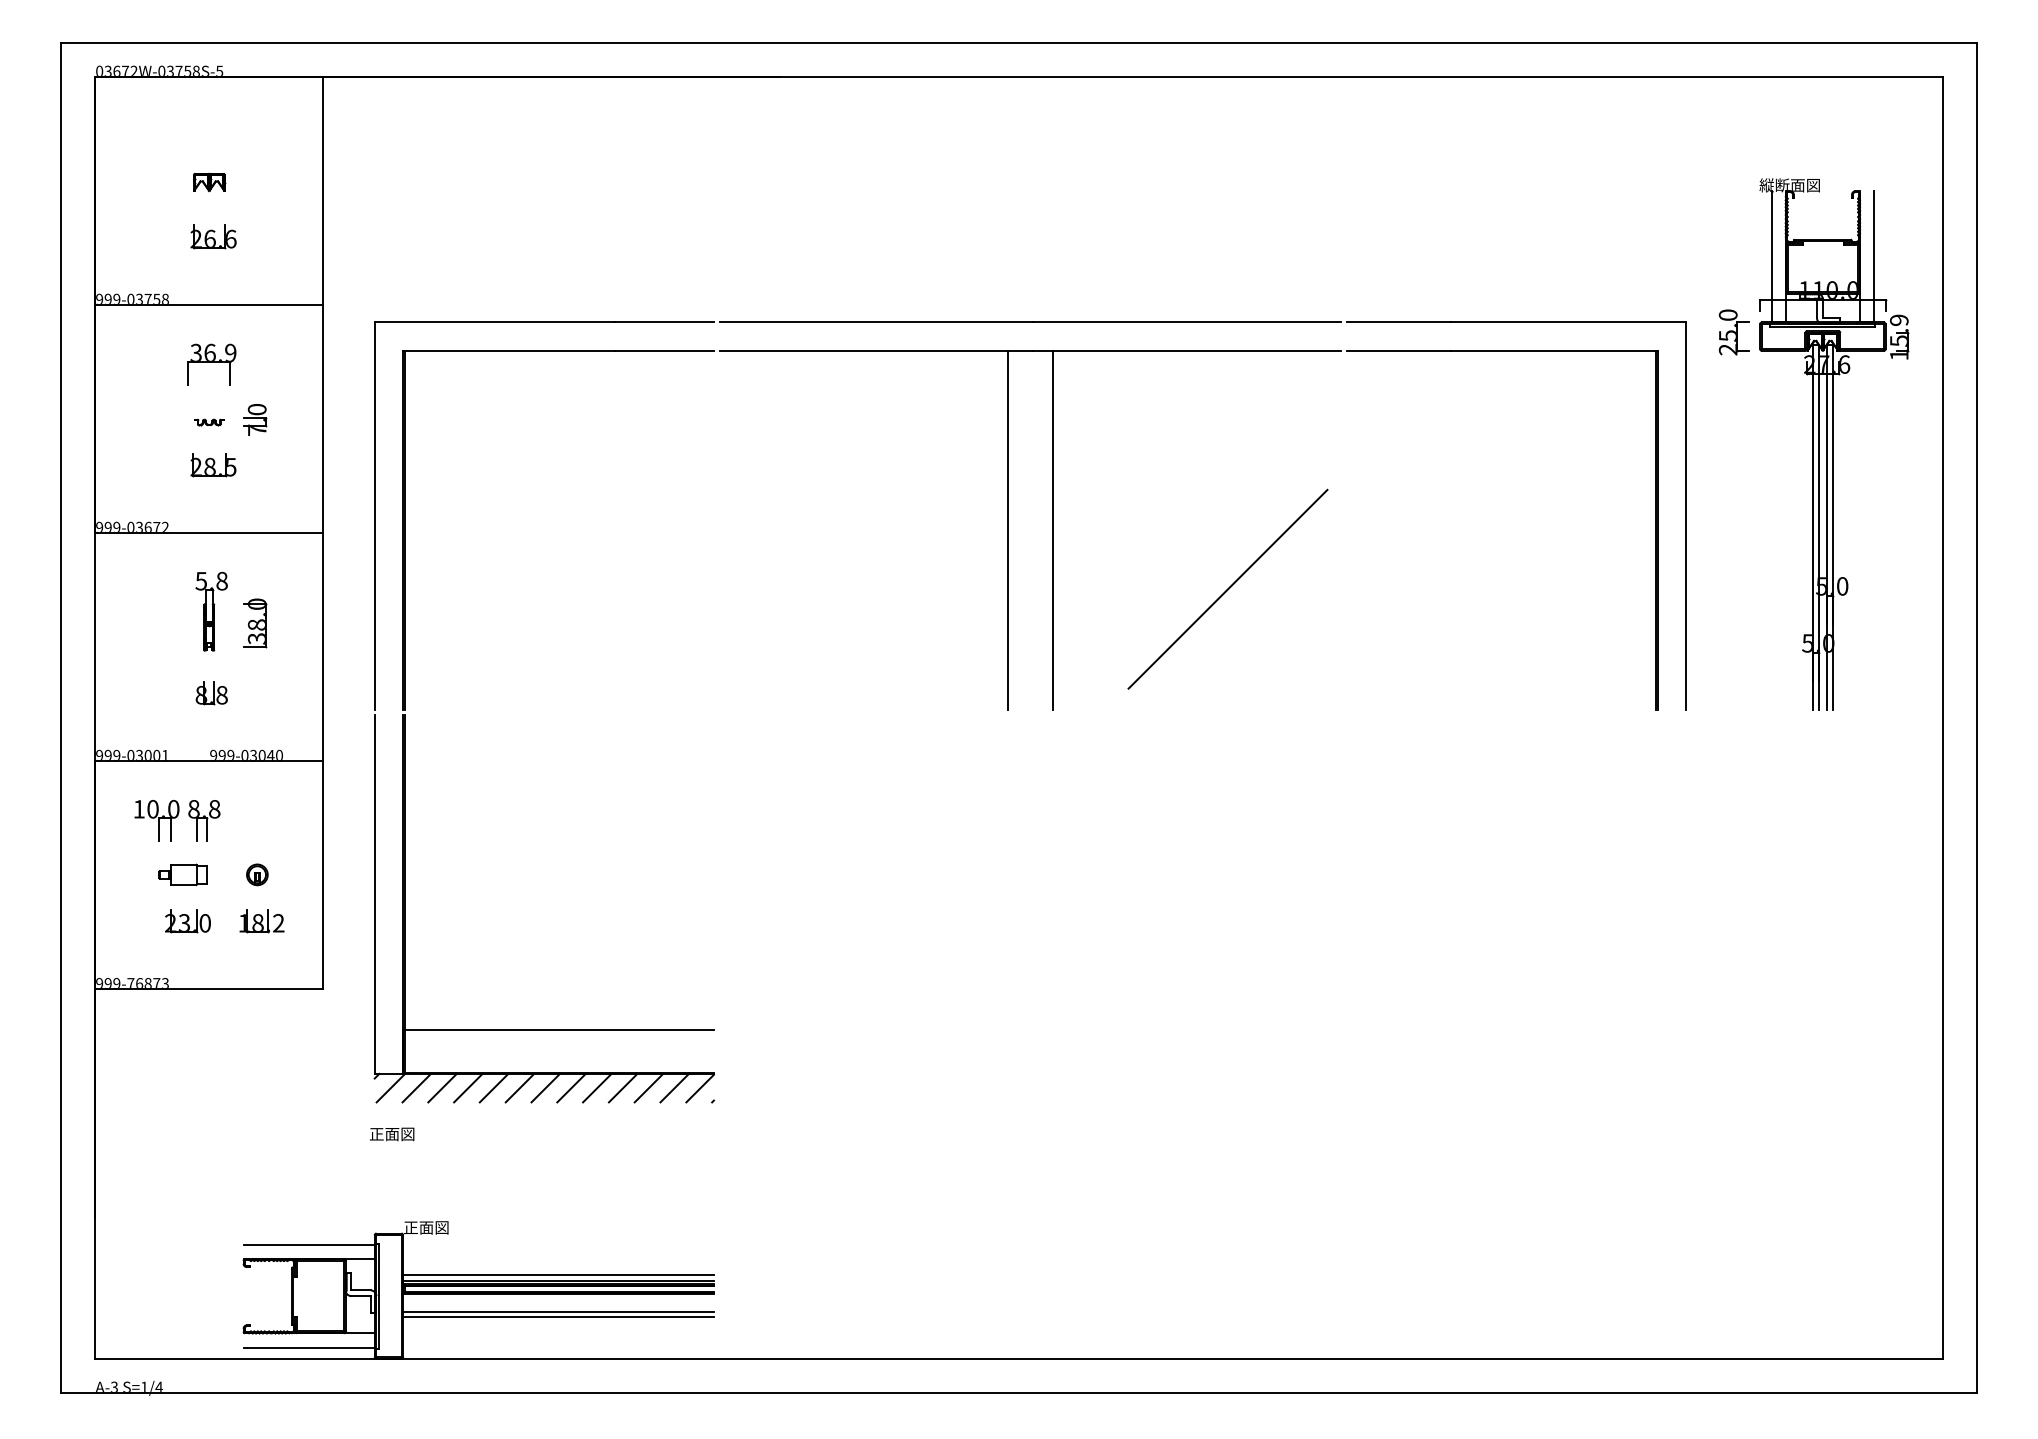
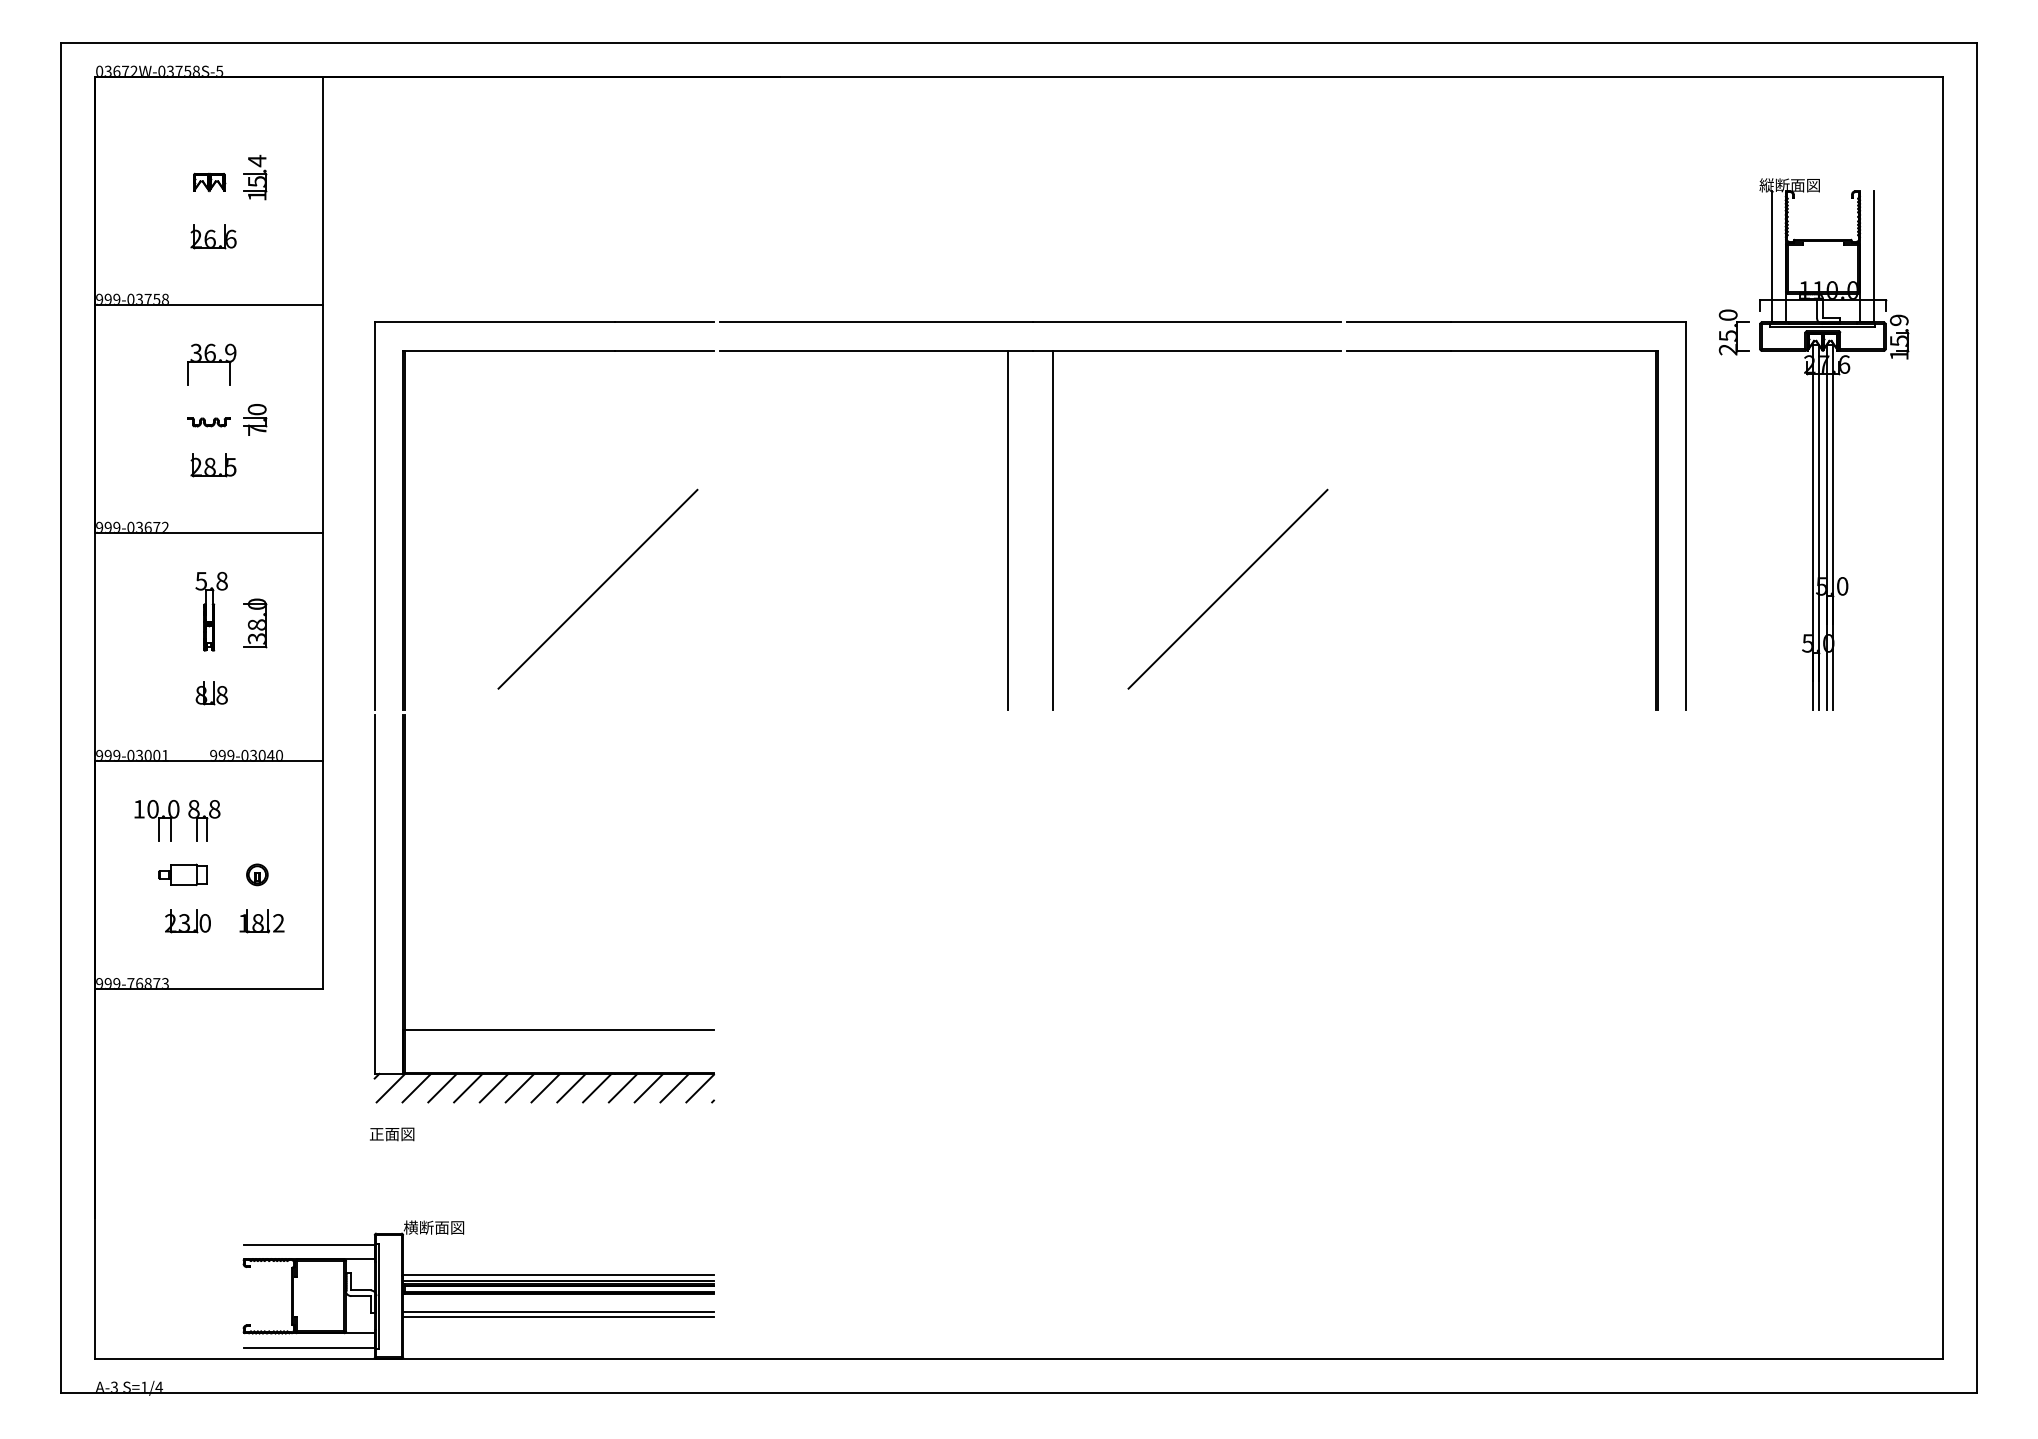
part: none -> present (255, 177)
part size: 31x9 px -> 44x11 px (208, 422)
line: none -> present (597, 588)
text: 正面図 -> 横断面図 (433, 1227)
